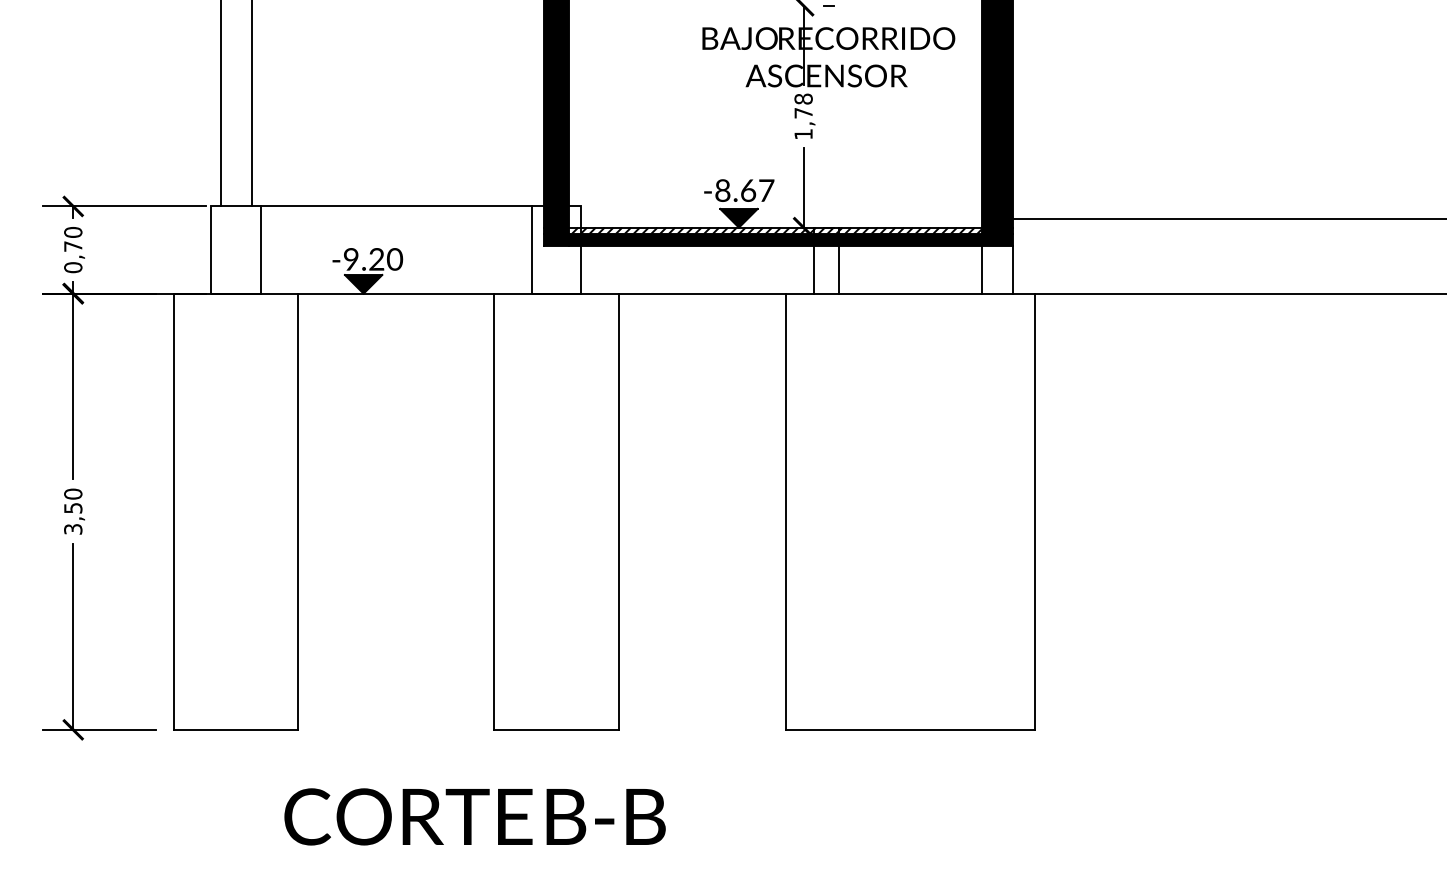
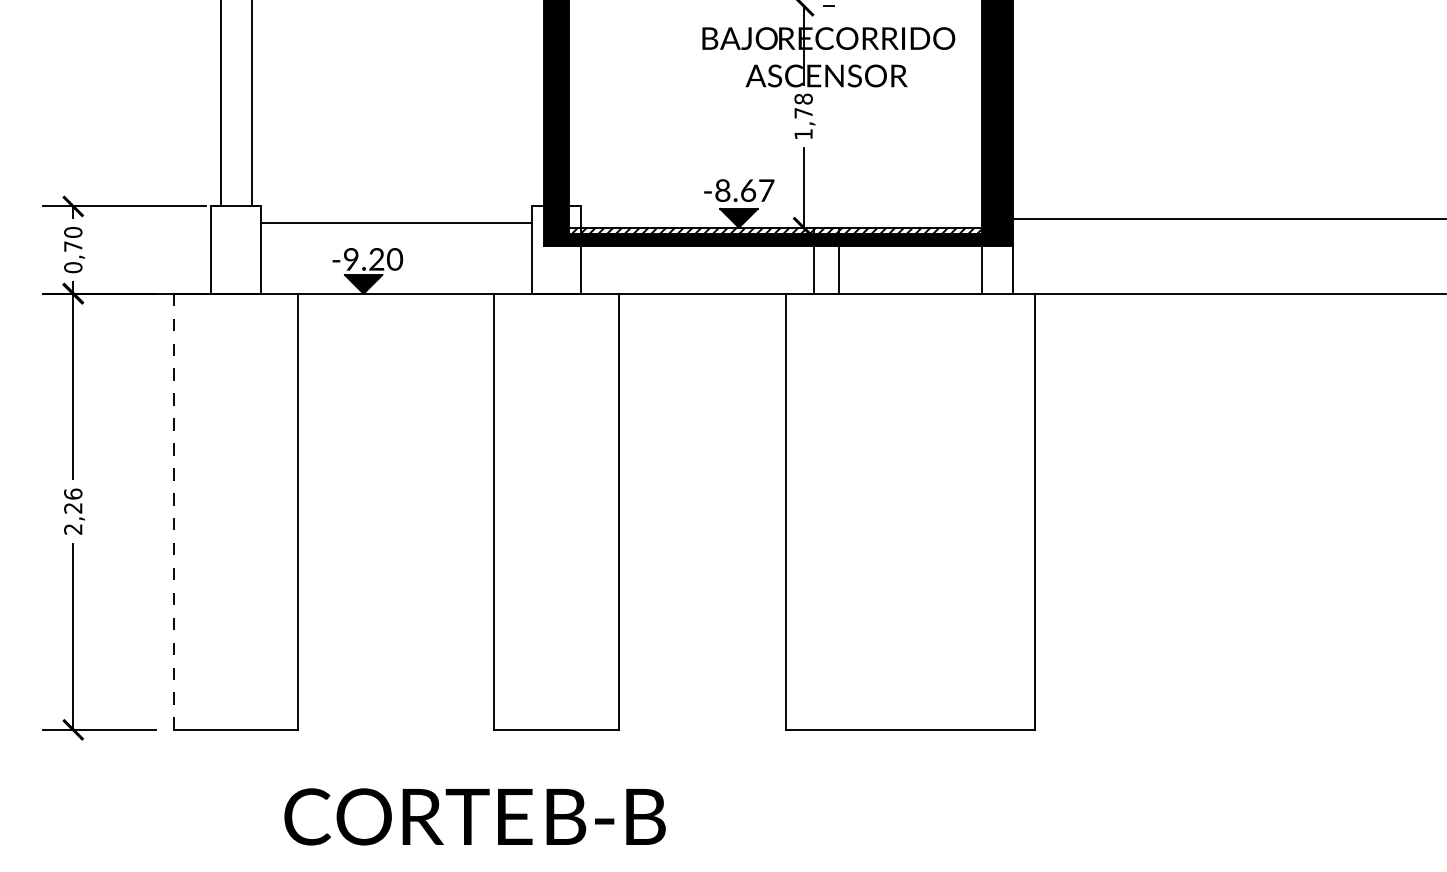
line position: (396, 206) -> (396, 223) (396, 223)
text: 3,50 -> 2,26 (73, 511)
line: solid -> dashed (173, 512)
